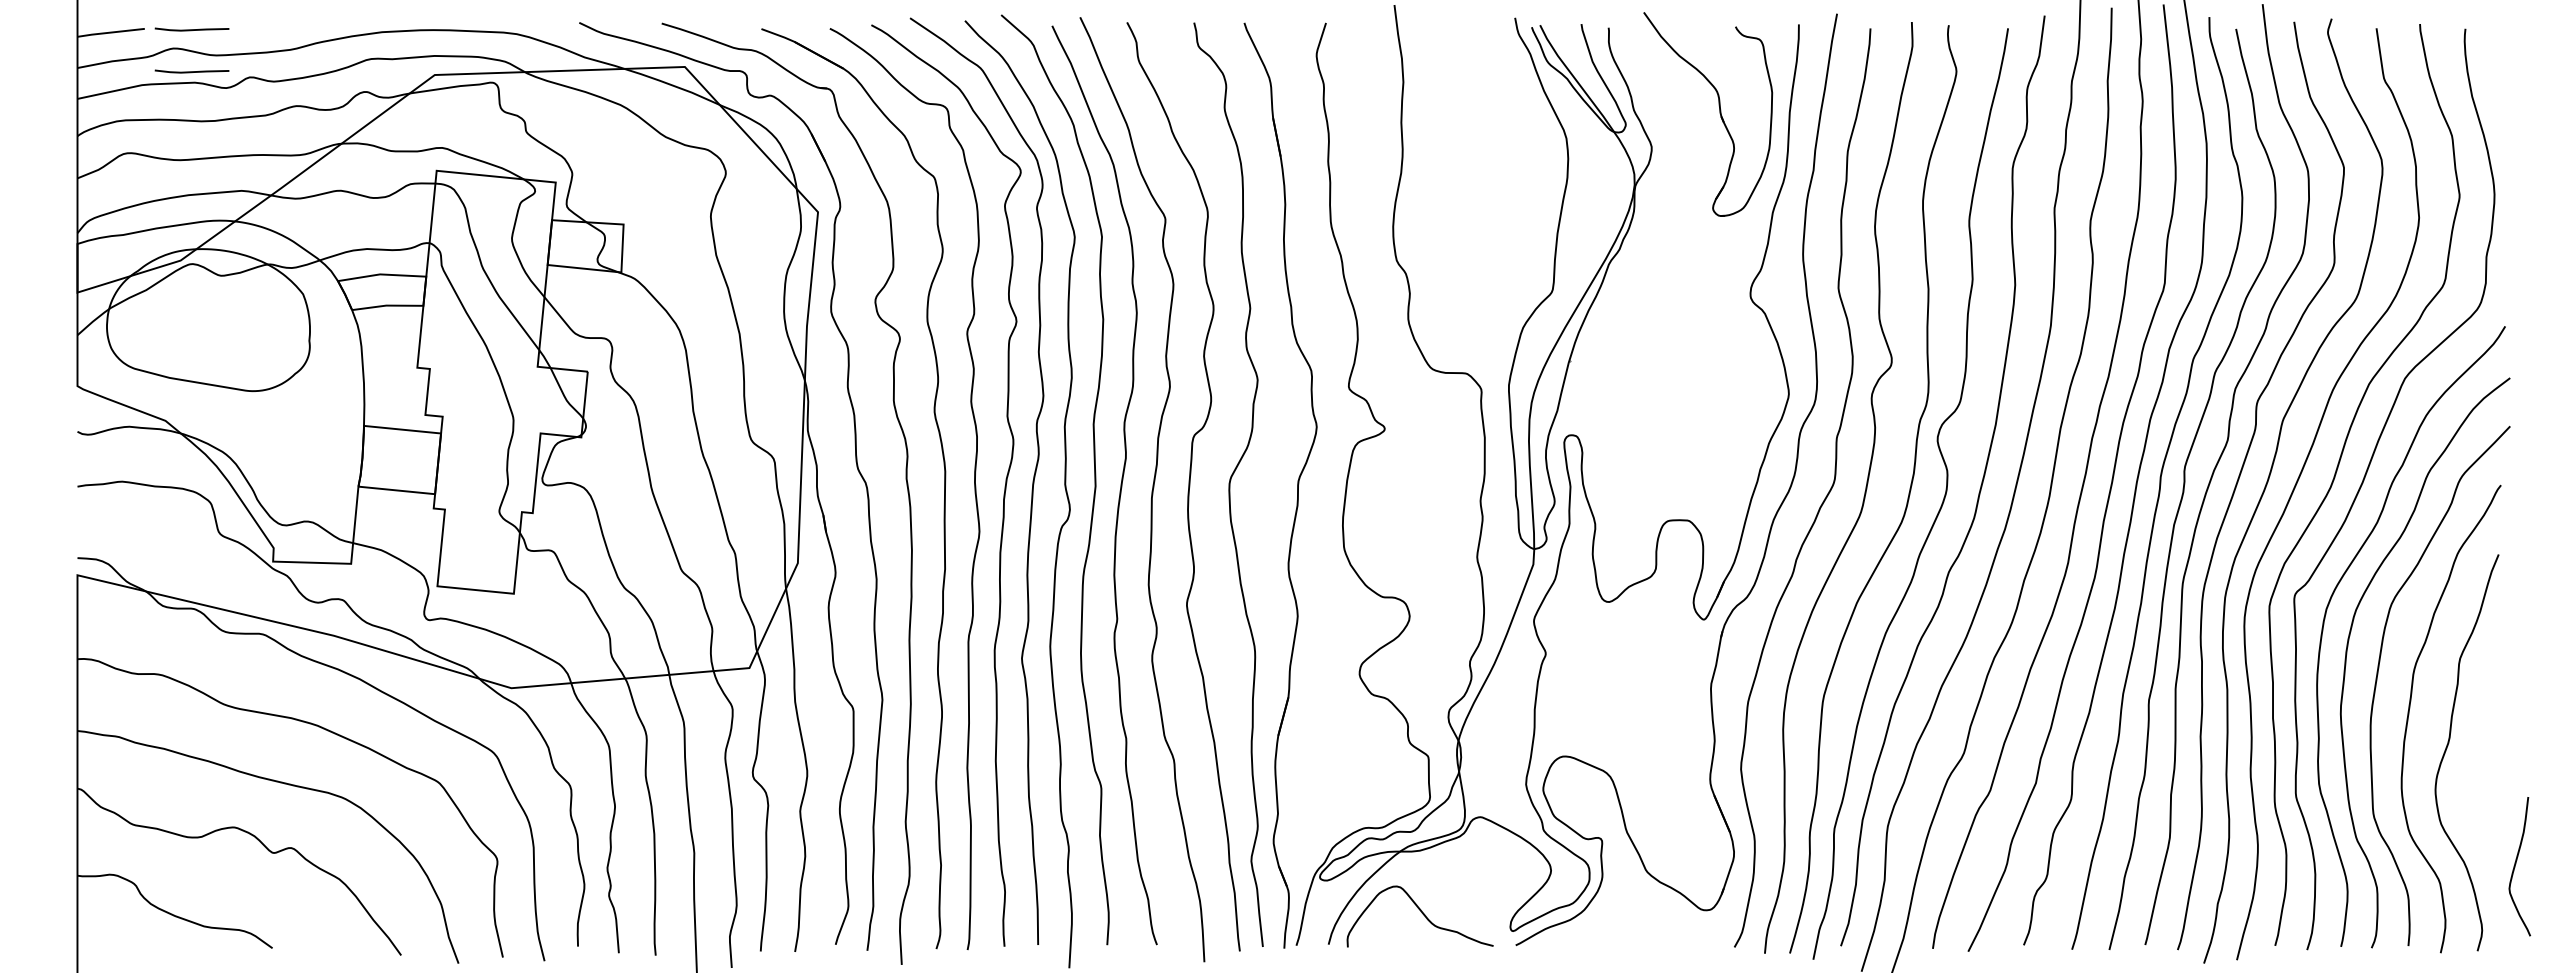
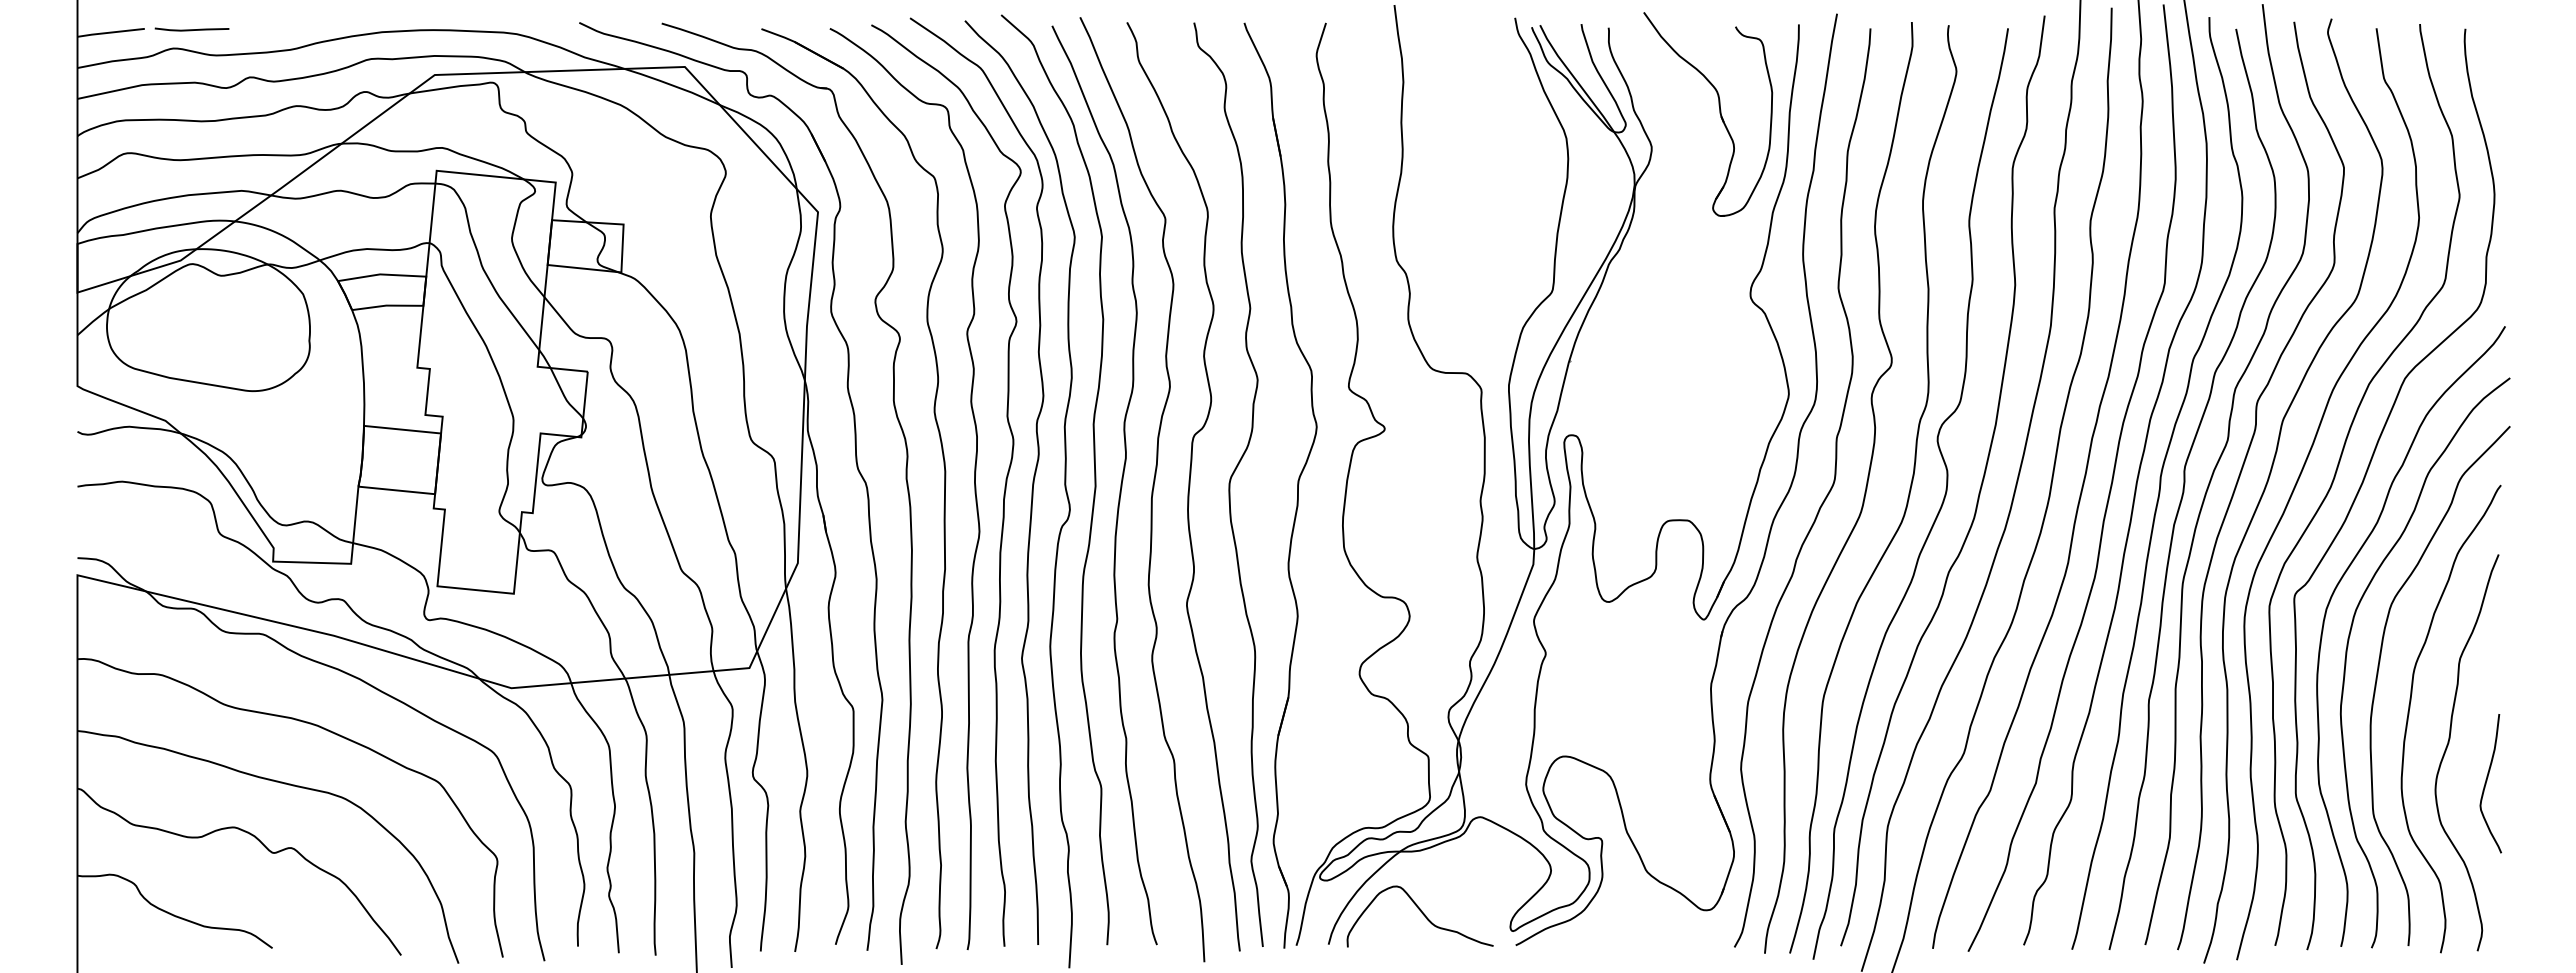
line: present -> none (191, 71)
curve position: (2516, 864) -> (2487, 781) (2487, 781)
